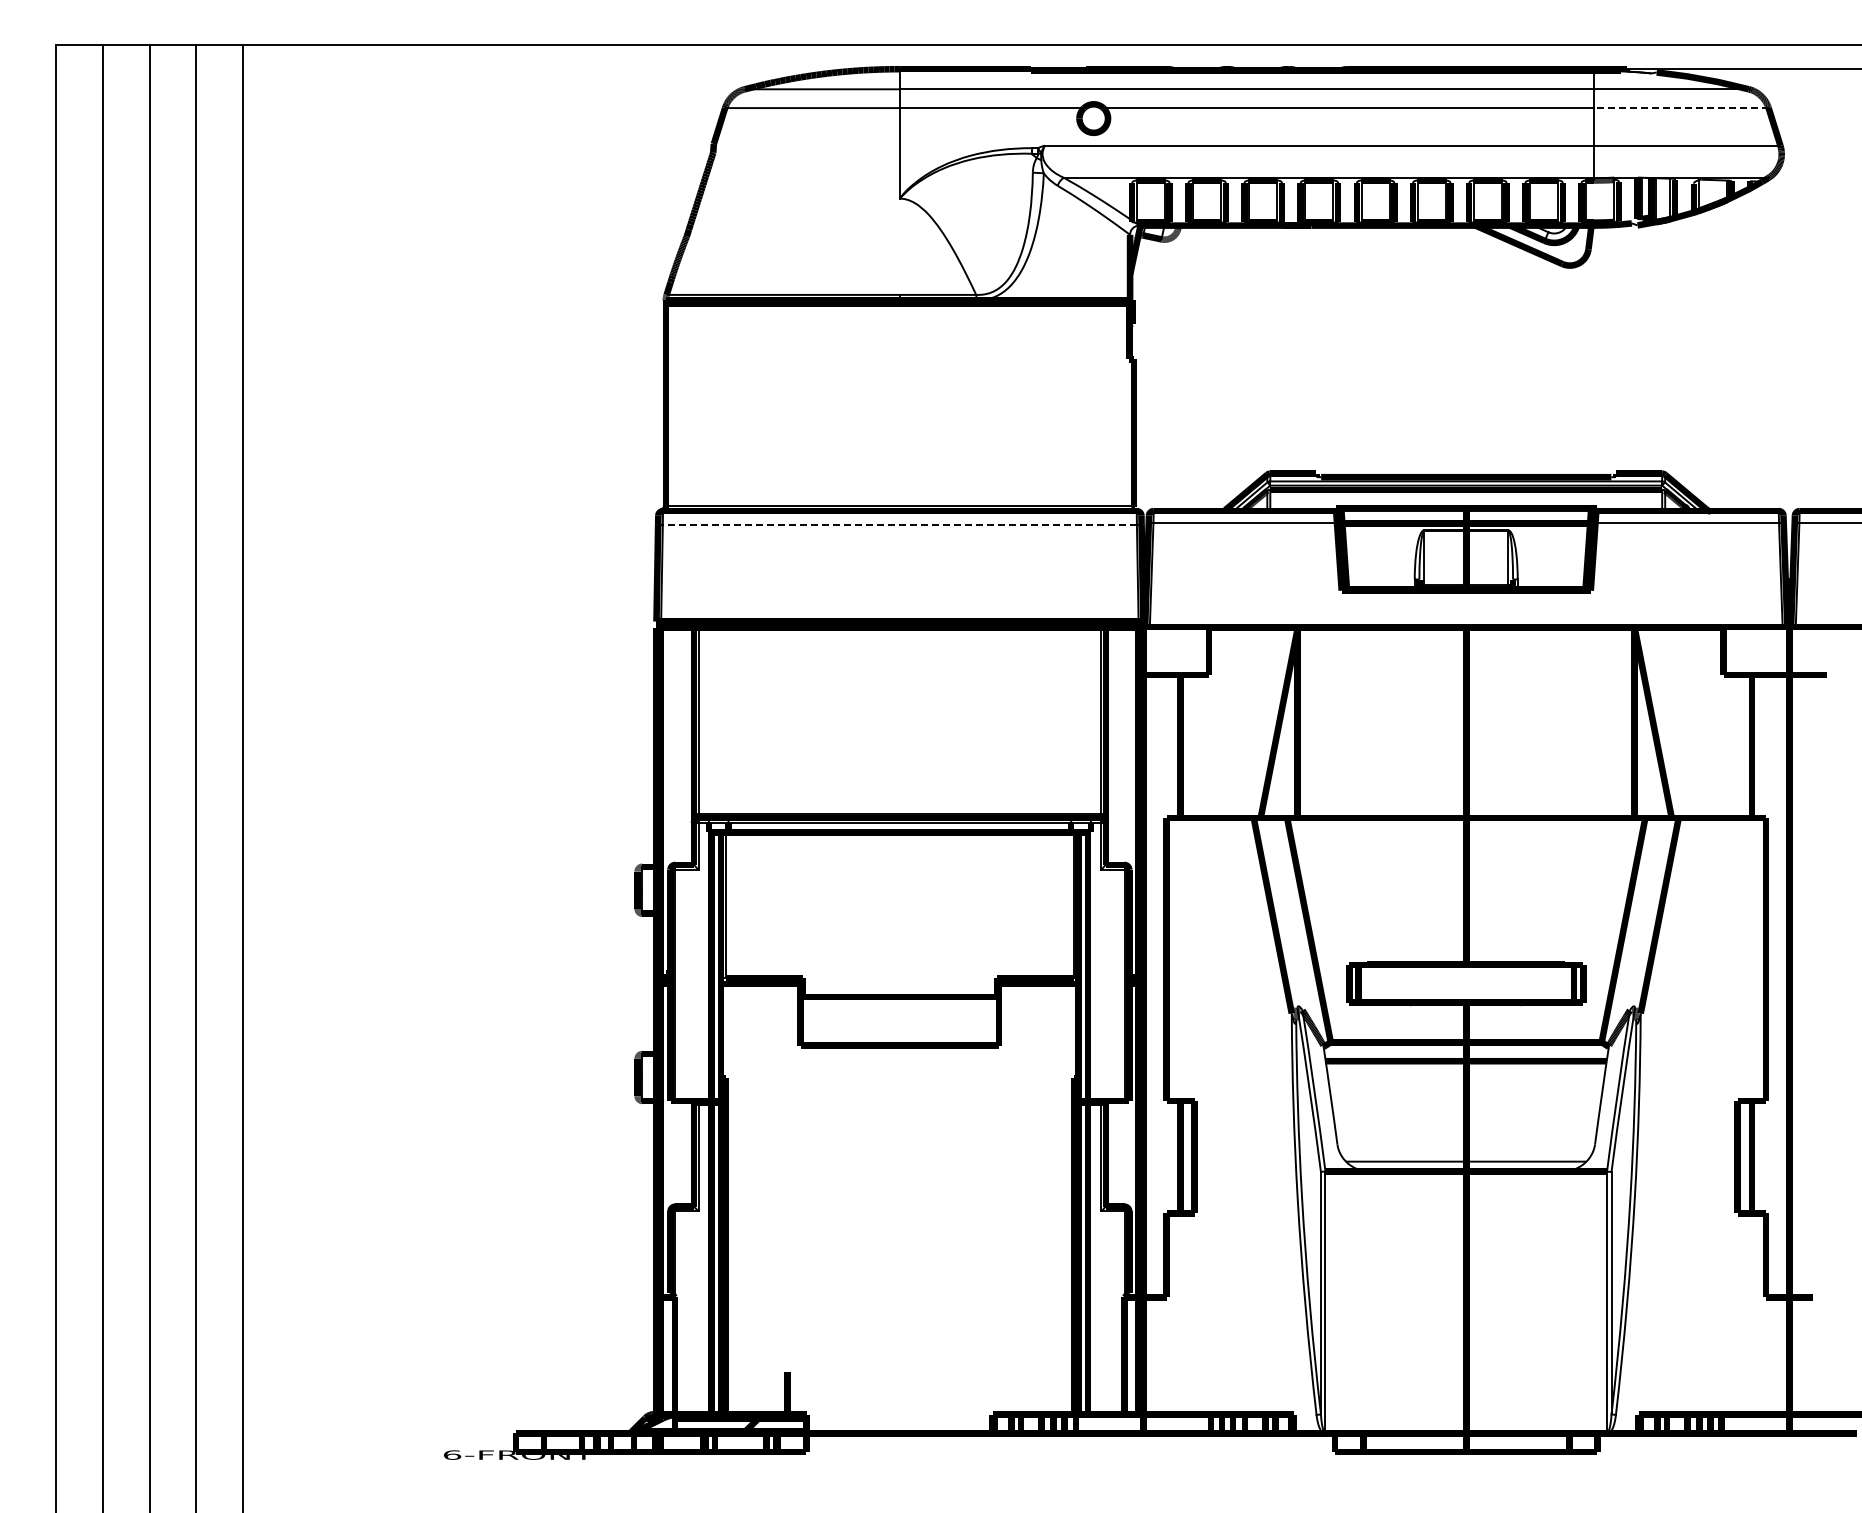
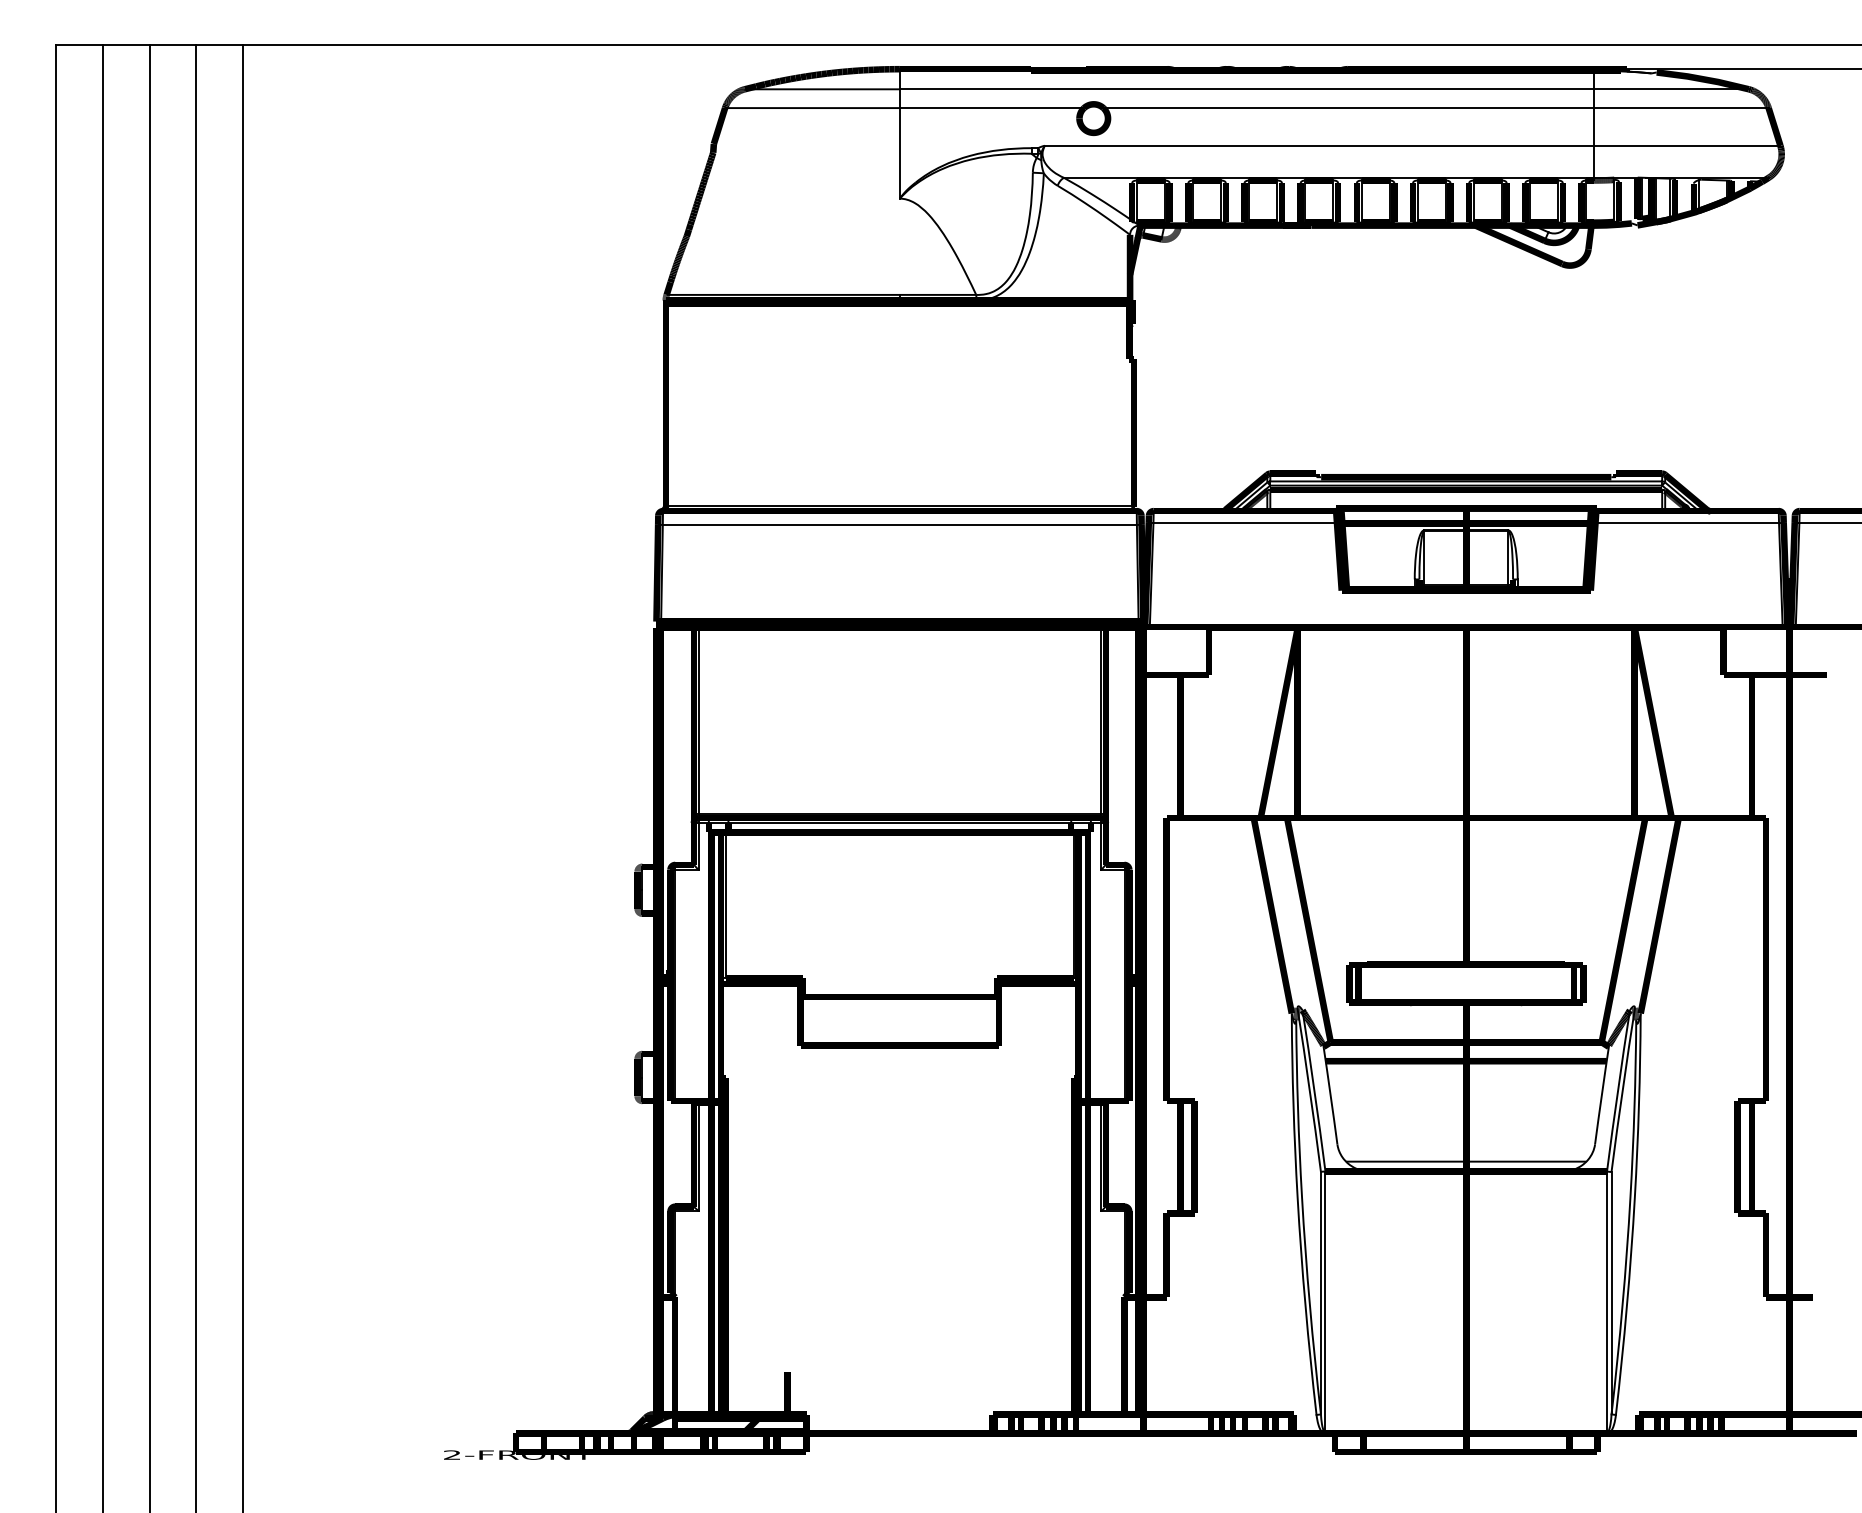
line: dashed -> solid (1680, 108)
line: dashed -> solid (899, 524)
text: 6-FRONT -> 2-FRONT (452, 1454)
